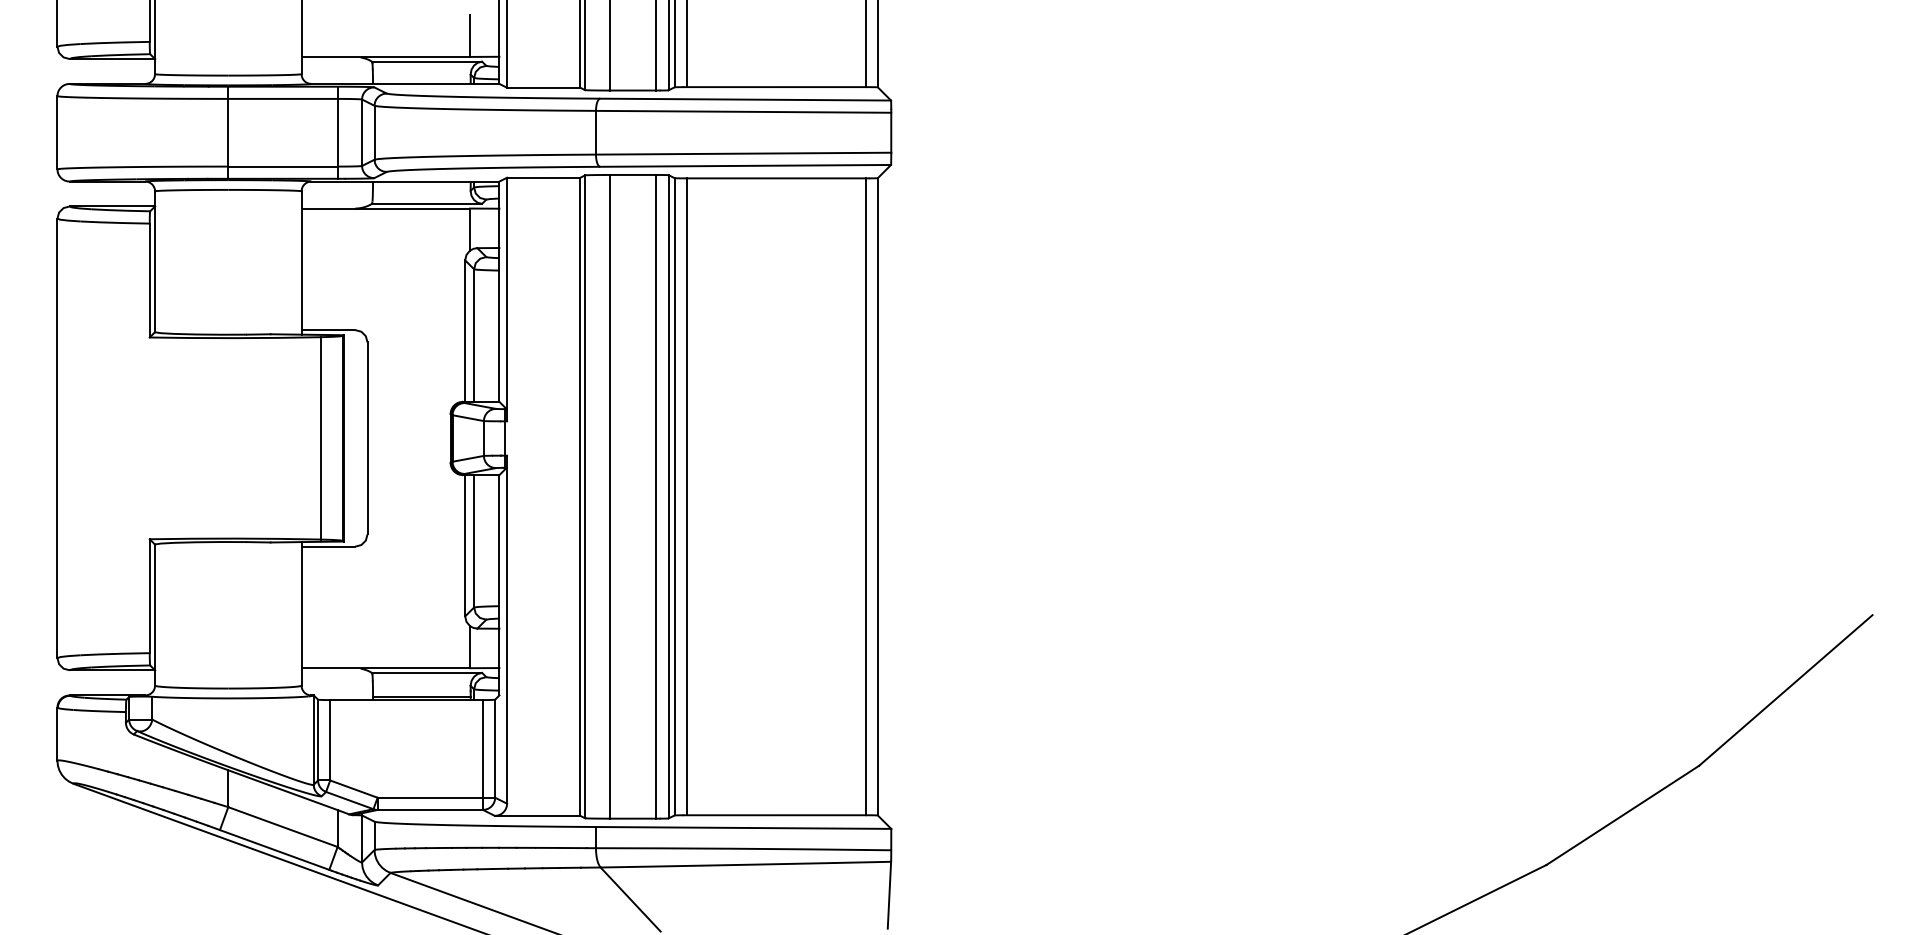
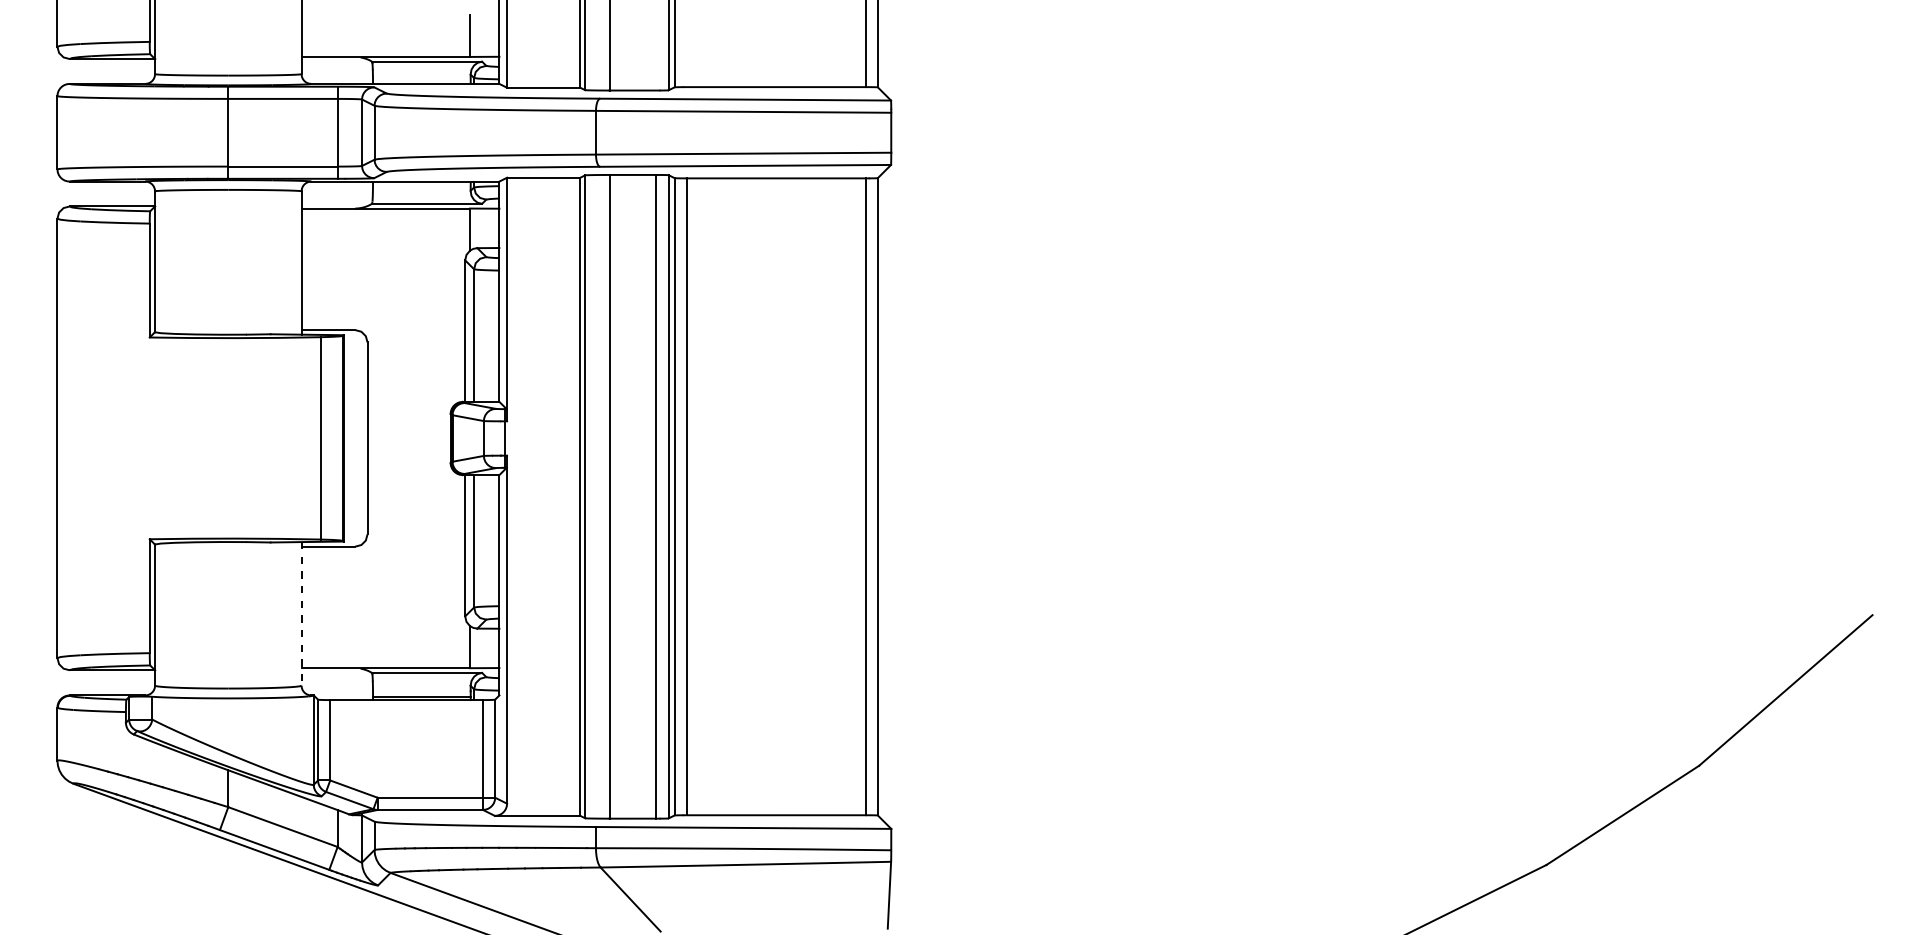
line: present -> none (686, 44)
line: present -> none (656, 46)
line: solid -> dashed (301, 613)
